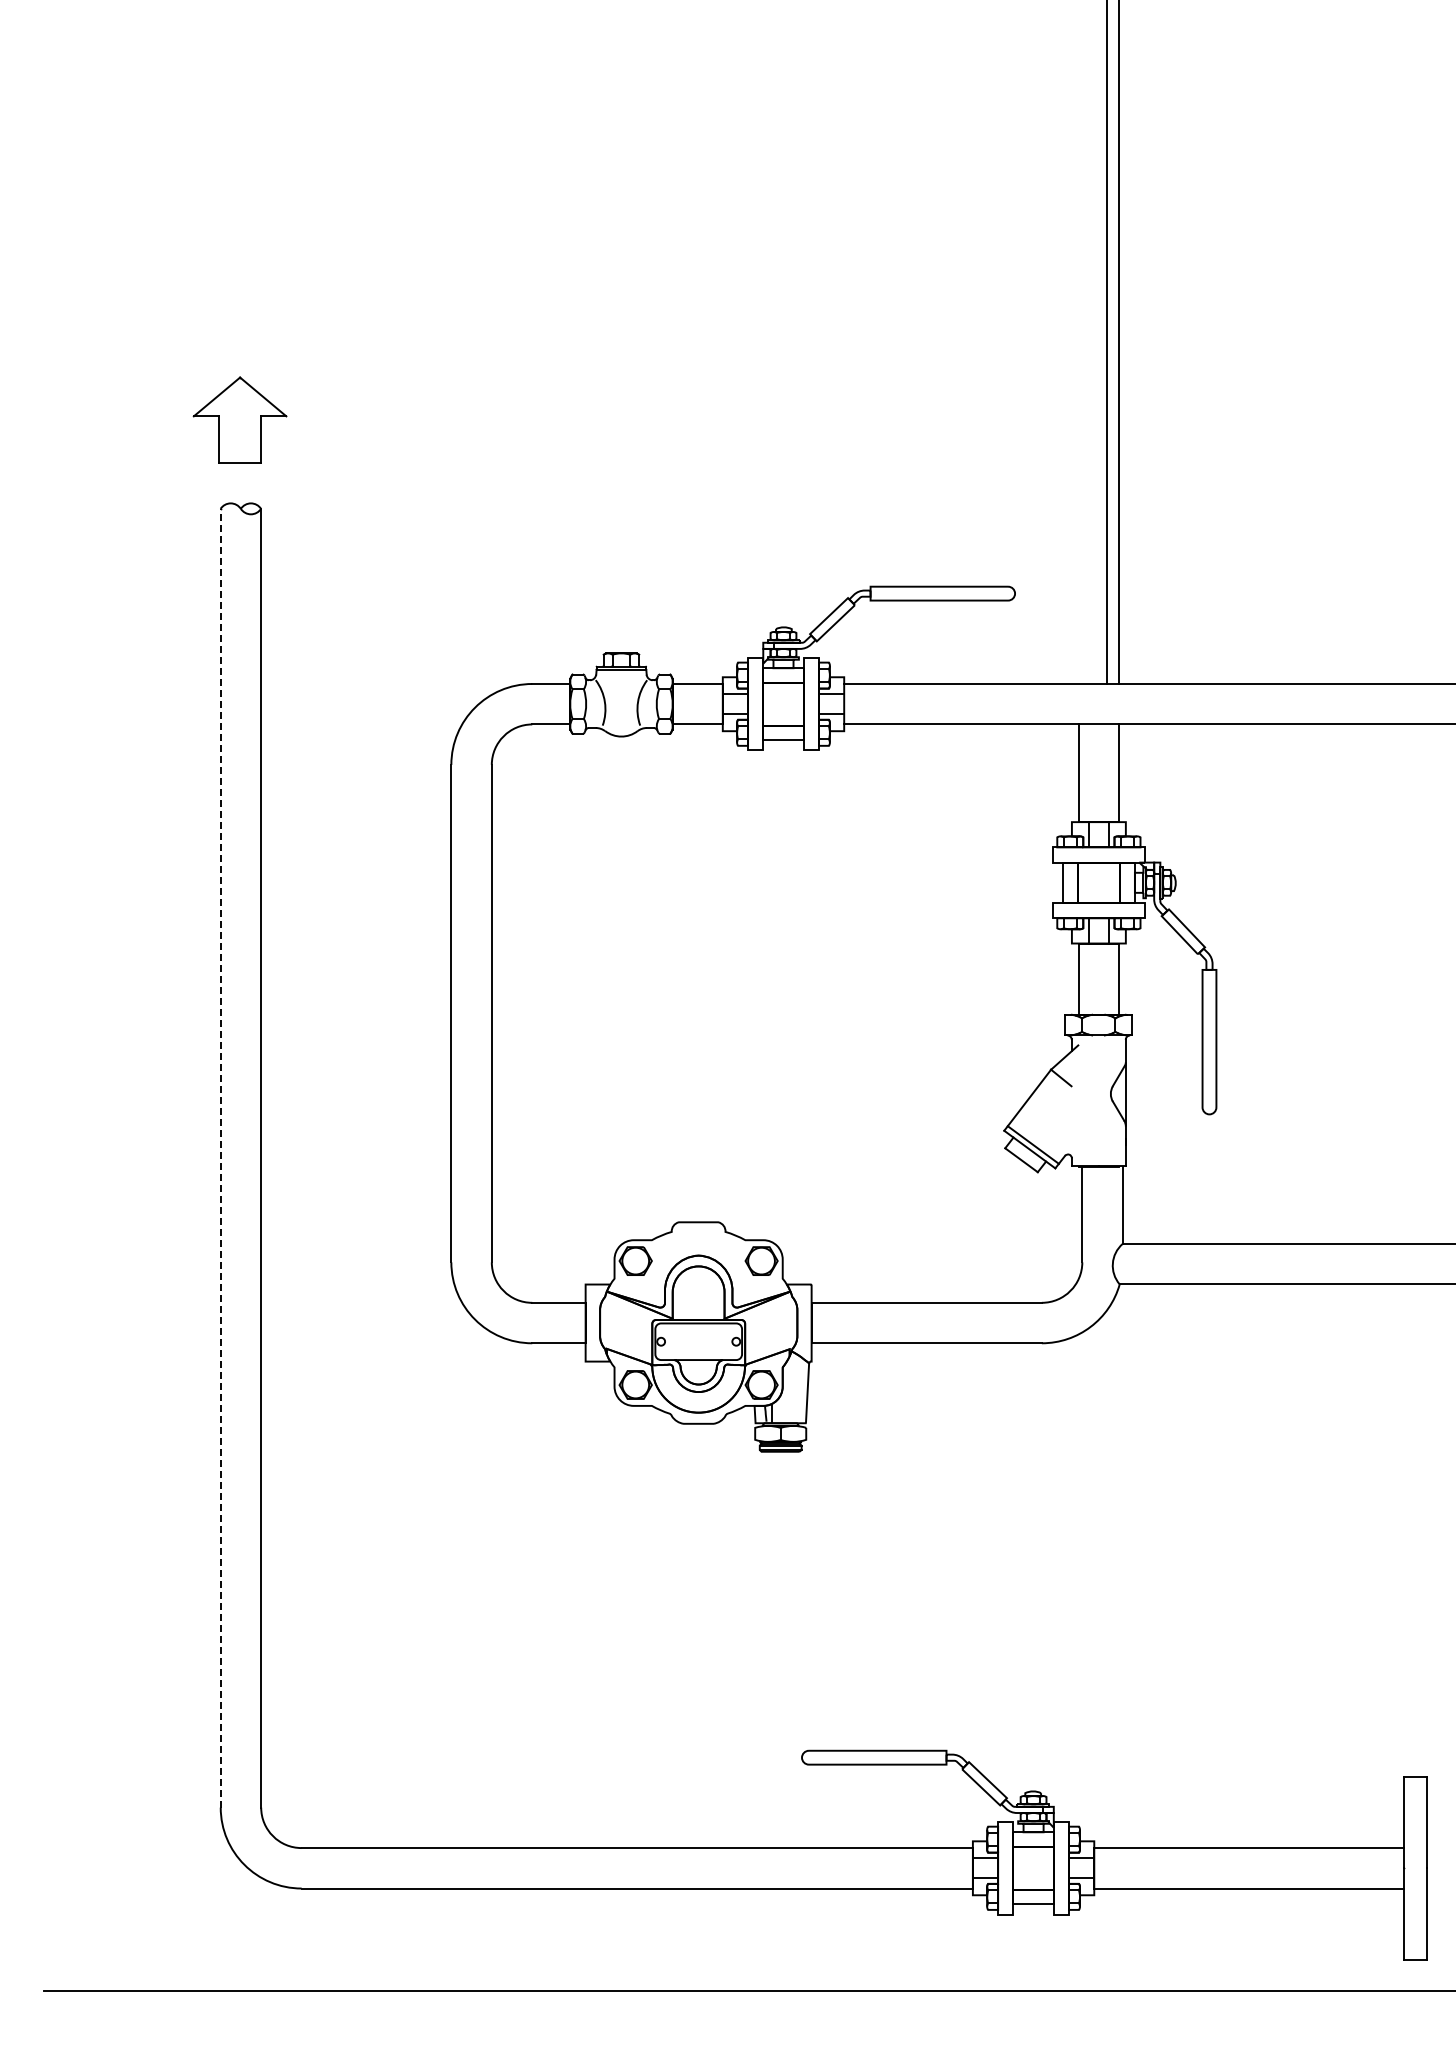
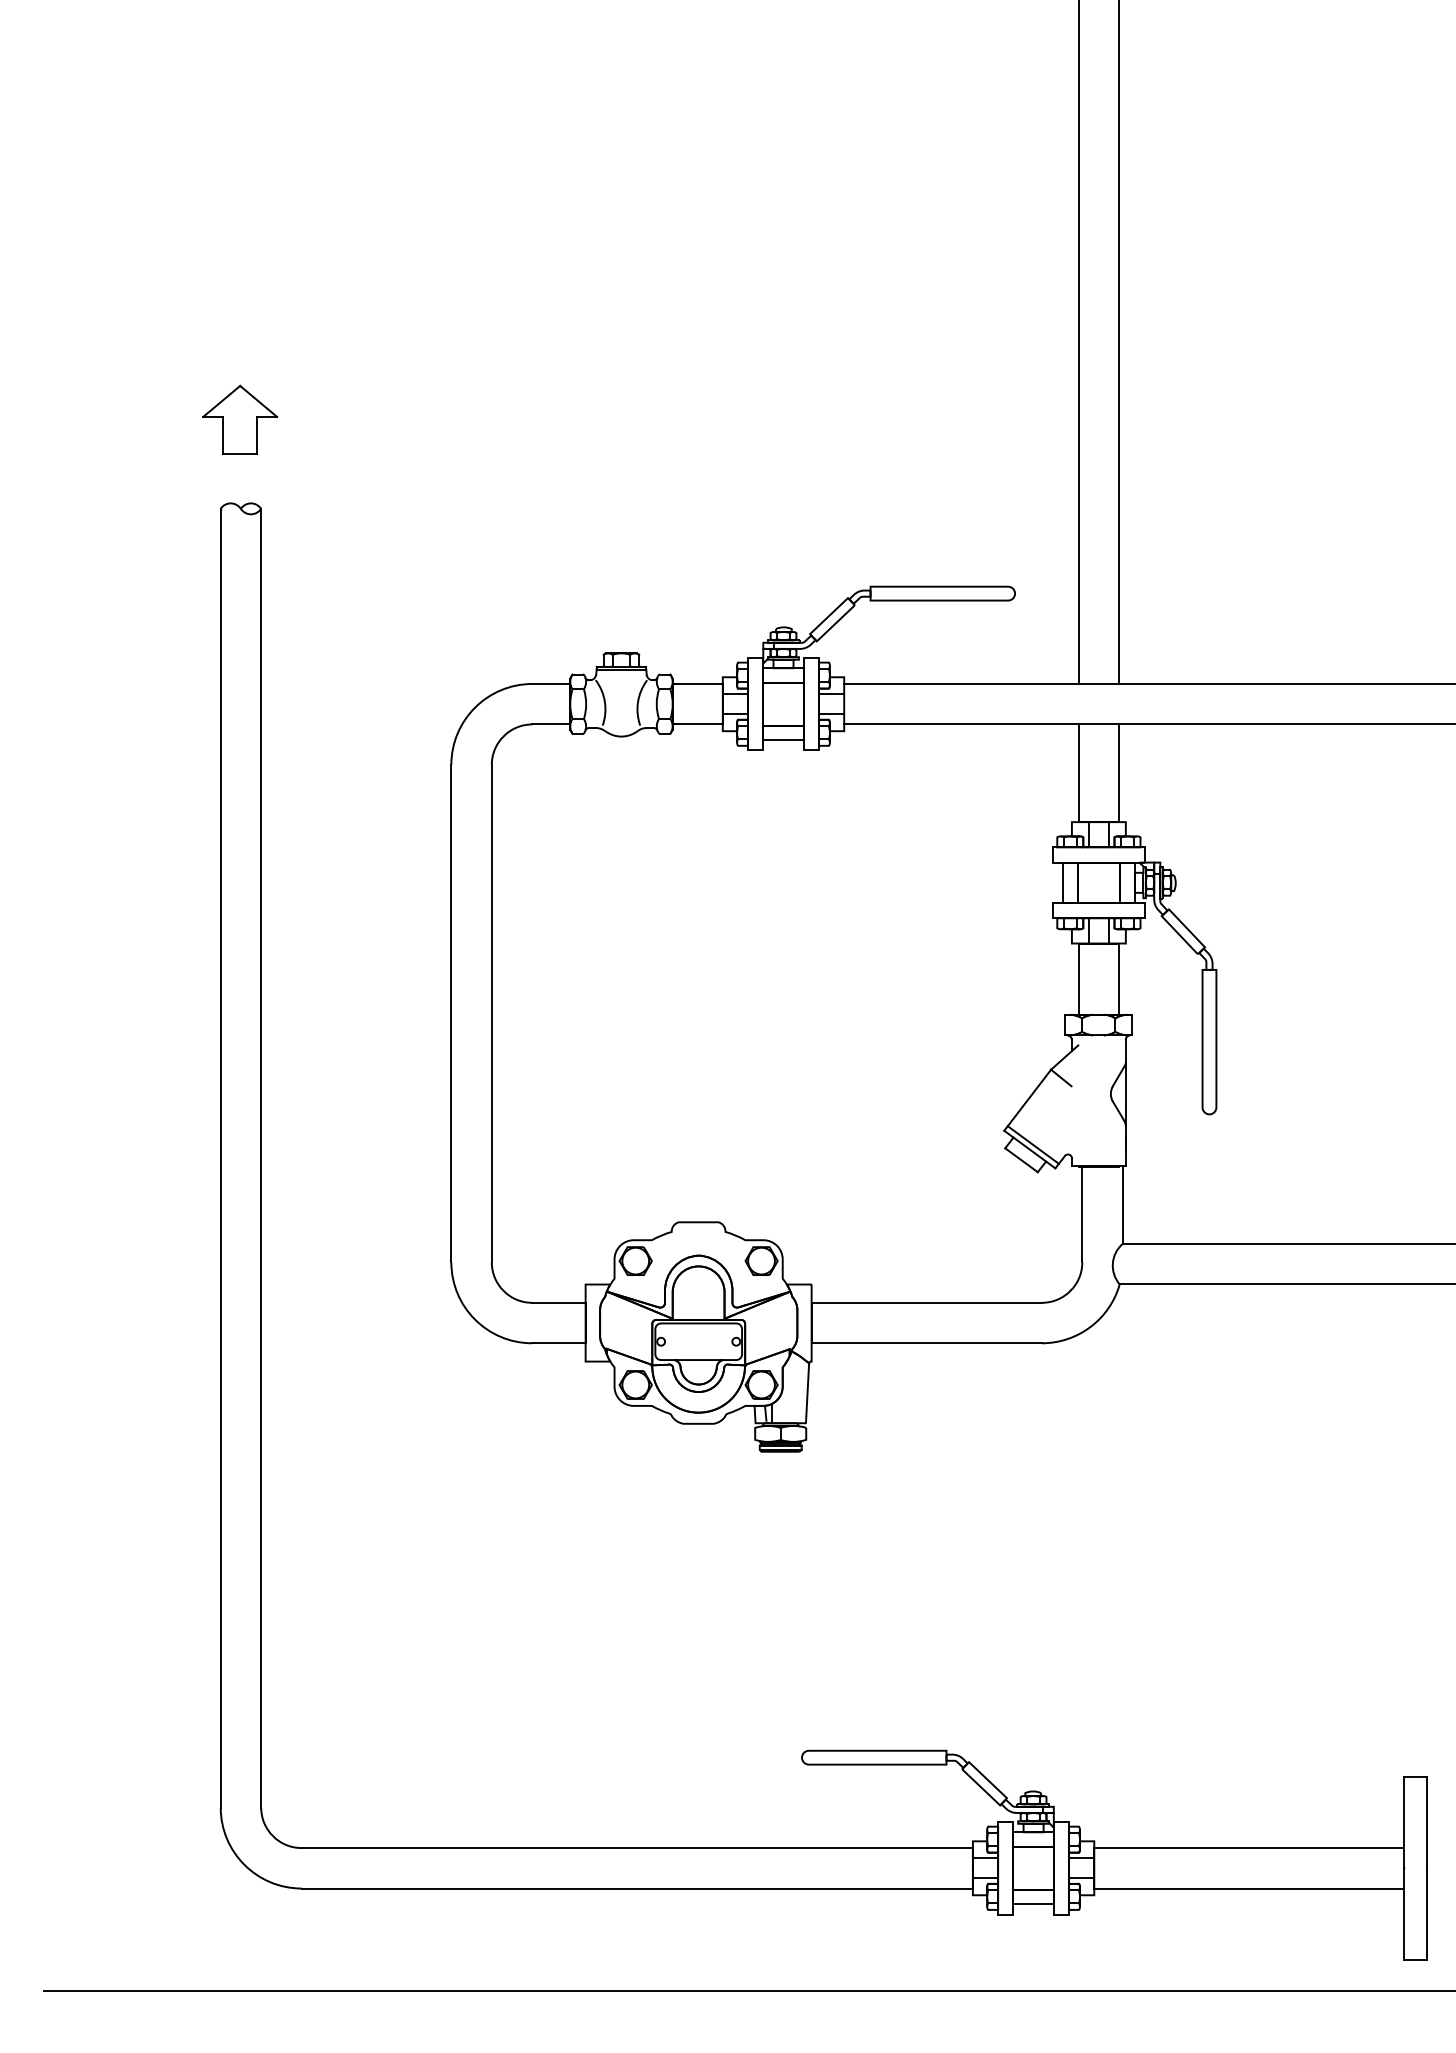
line position: (1106, 343) -> (1078, 343) (1078, 343)
part size: 96x88 px -> 77x71 px (240, 419)
line: dashed -> solid (220, 1157)
